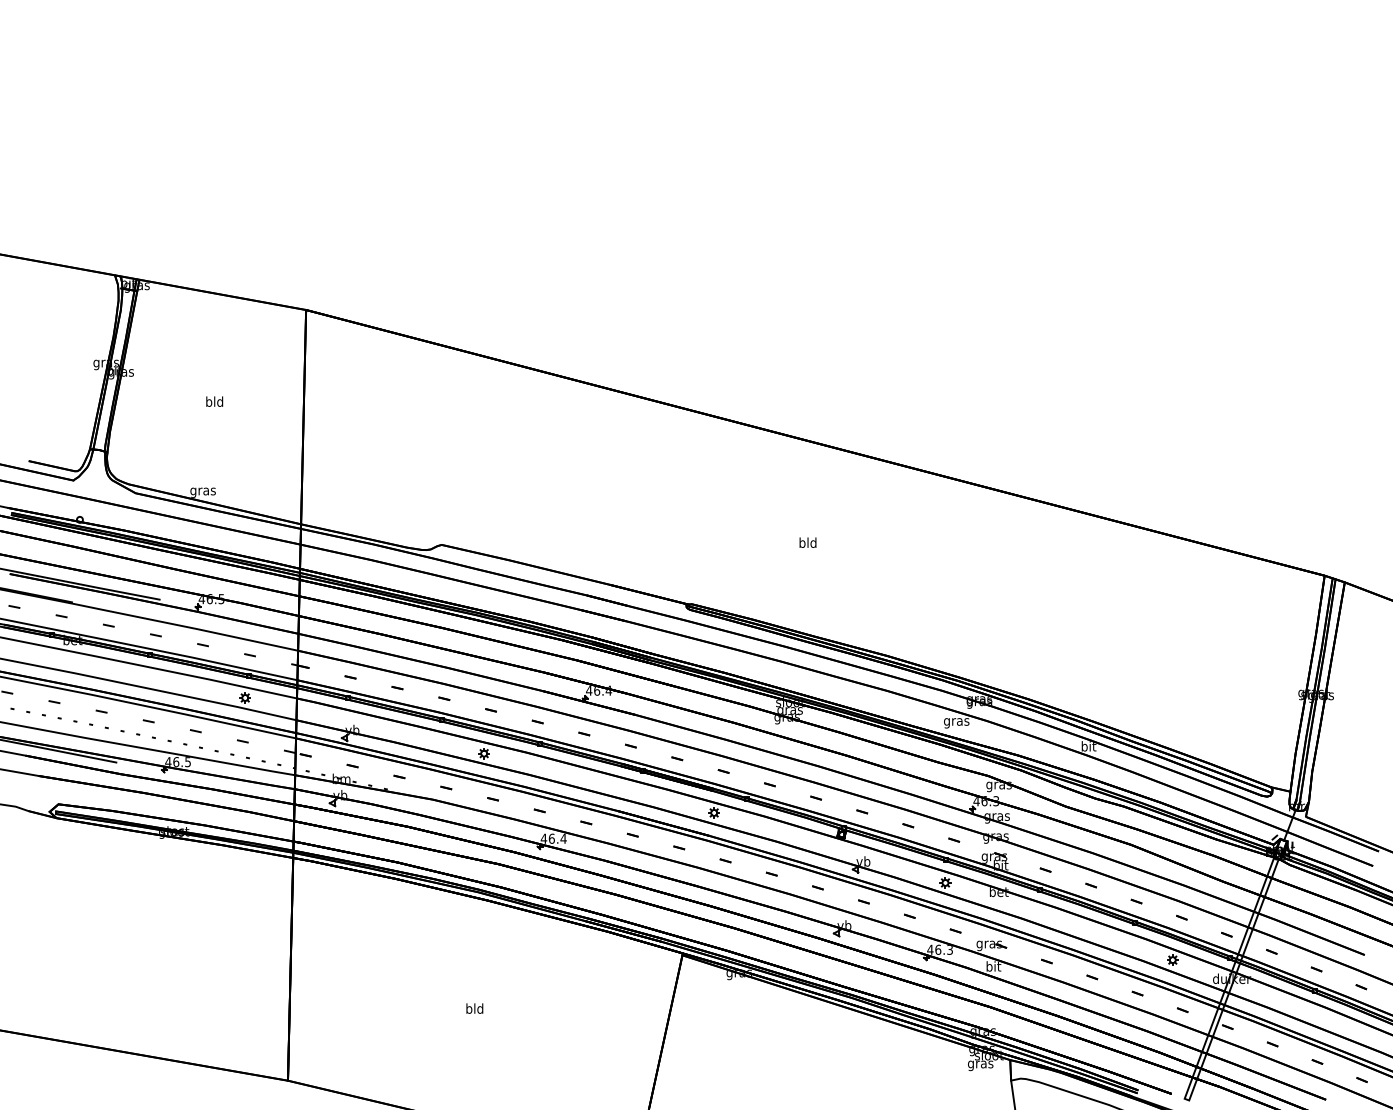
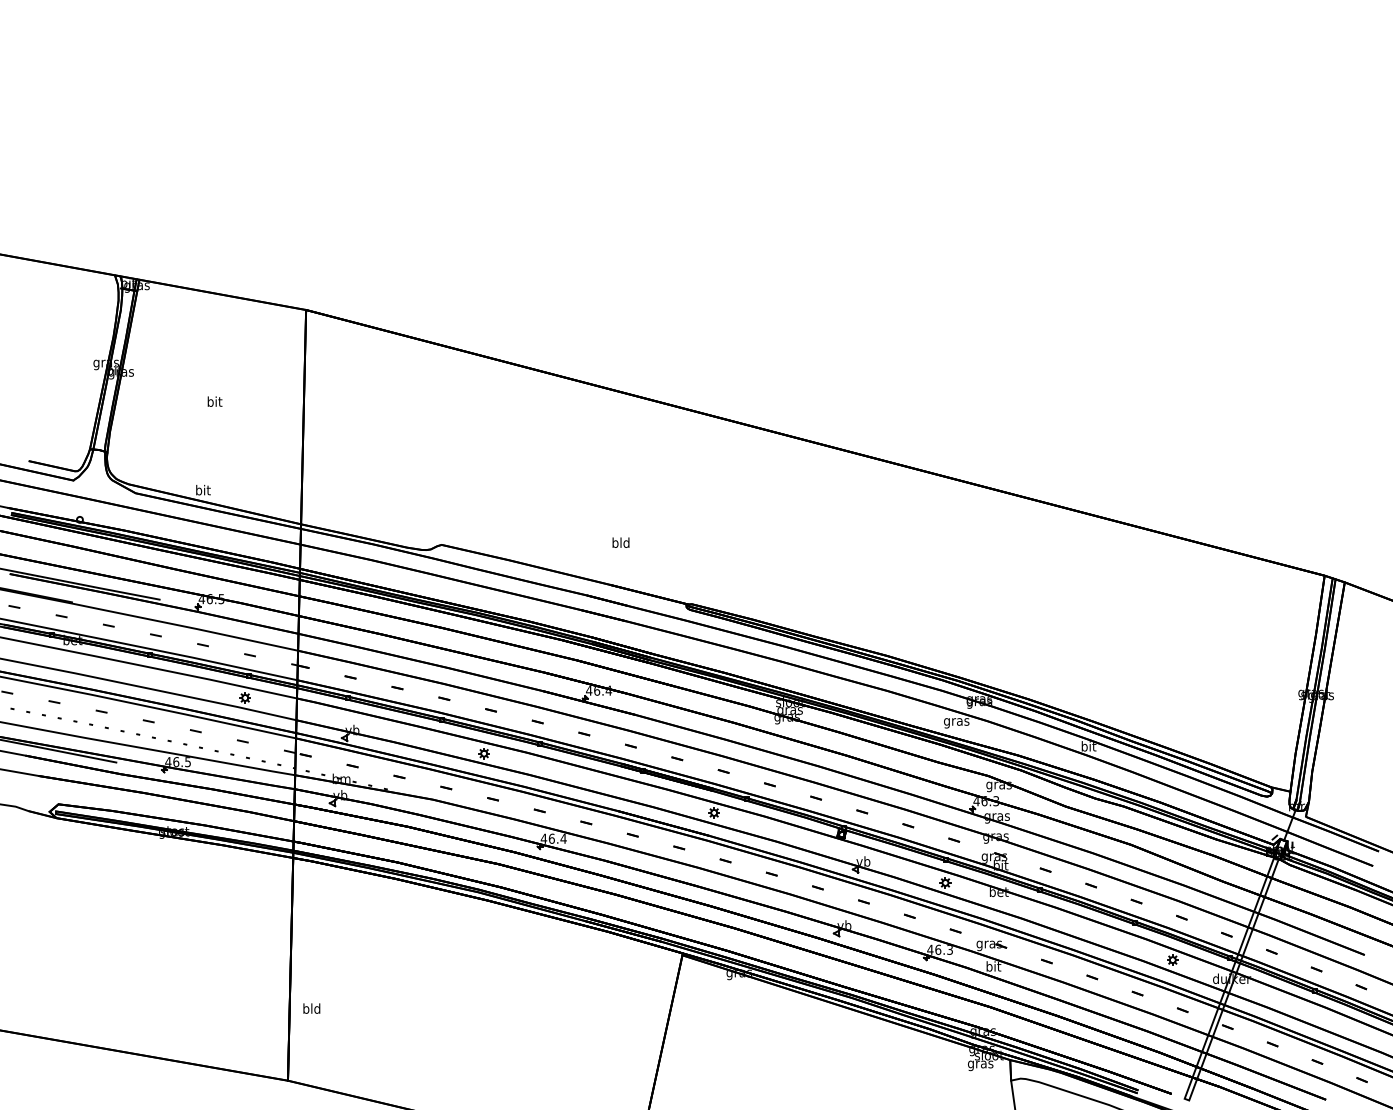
text: bld -> bit (214, 401)
text: gras -> bit (202, 490)
text position: (807, 542) -> (620, 542) (620, 542)
text position: (474, 1008) -> (311, 1008) (311, 1008)
